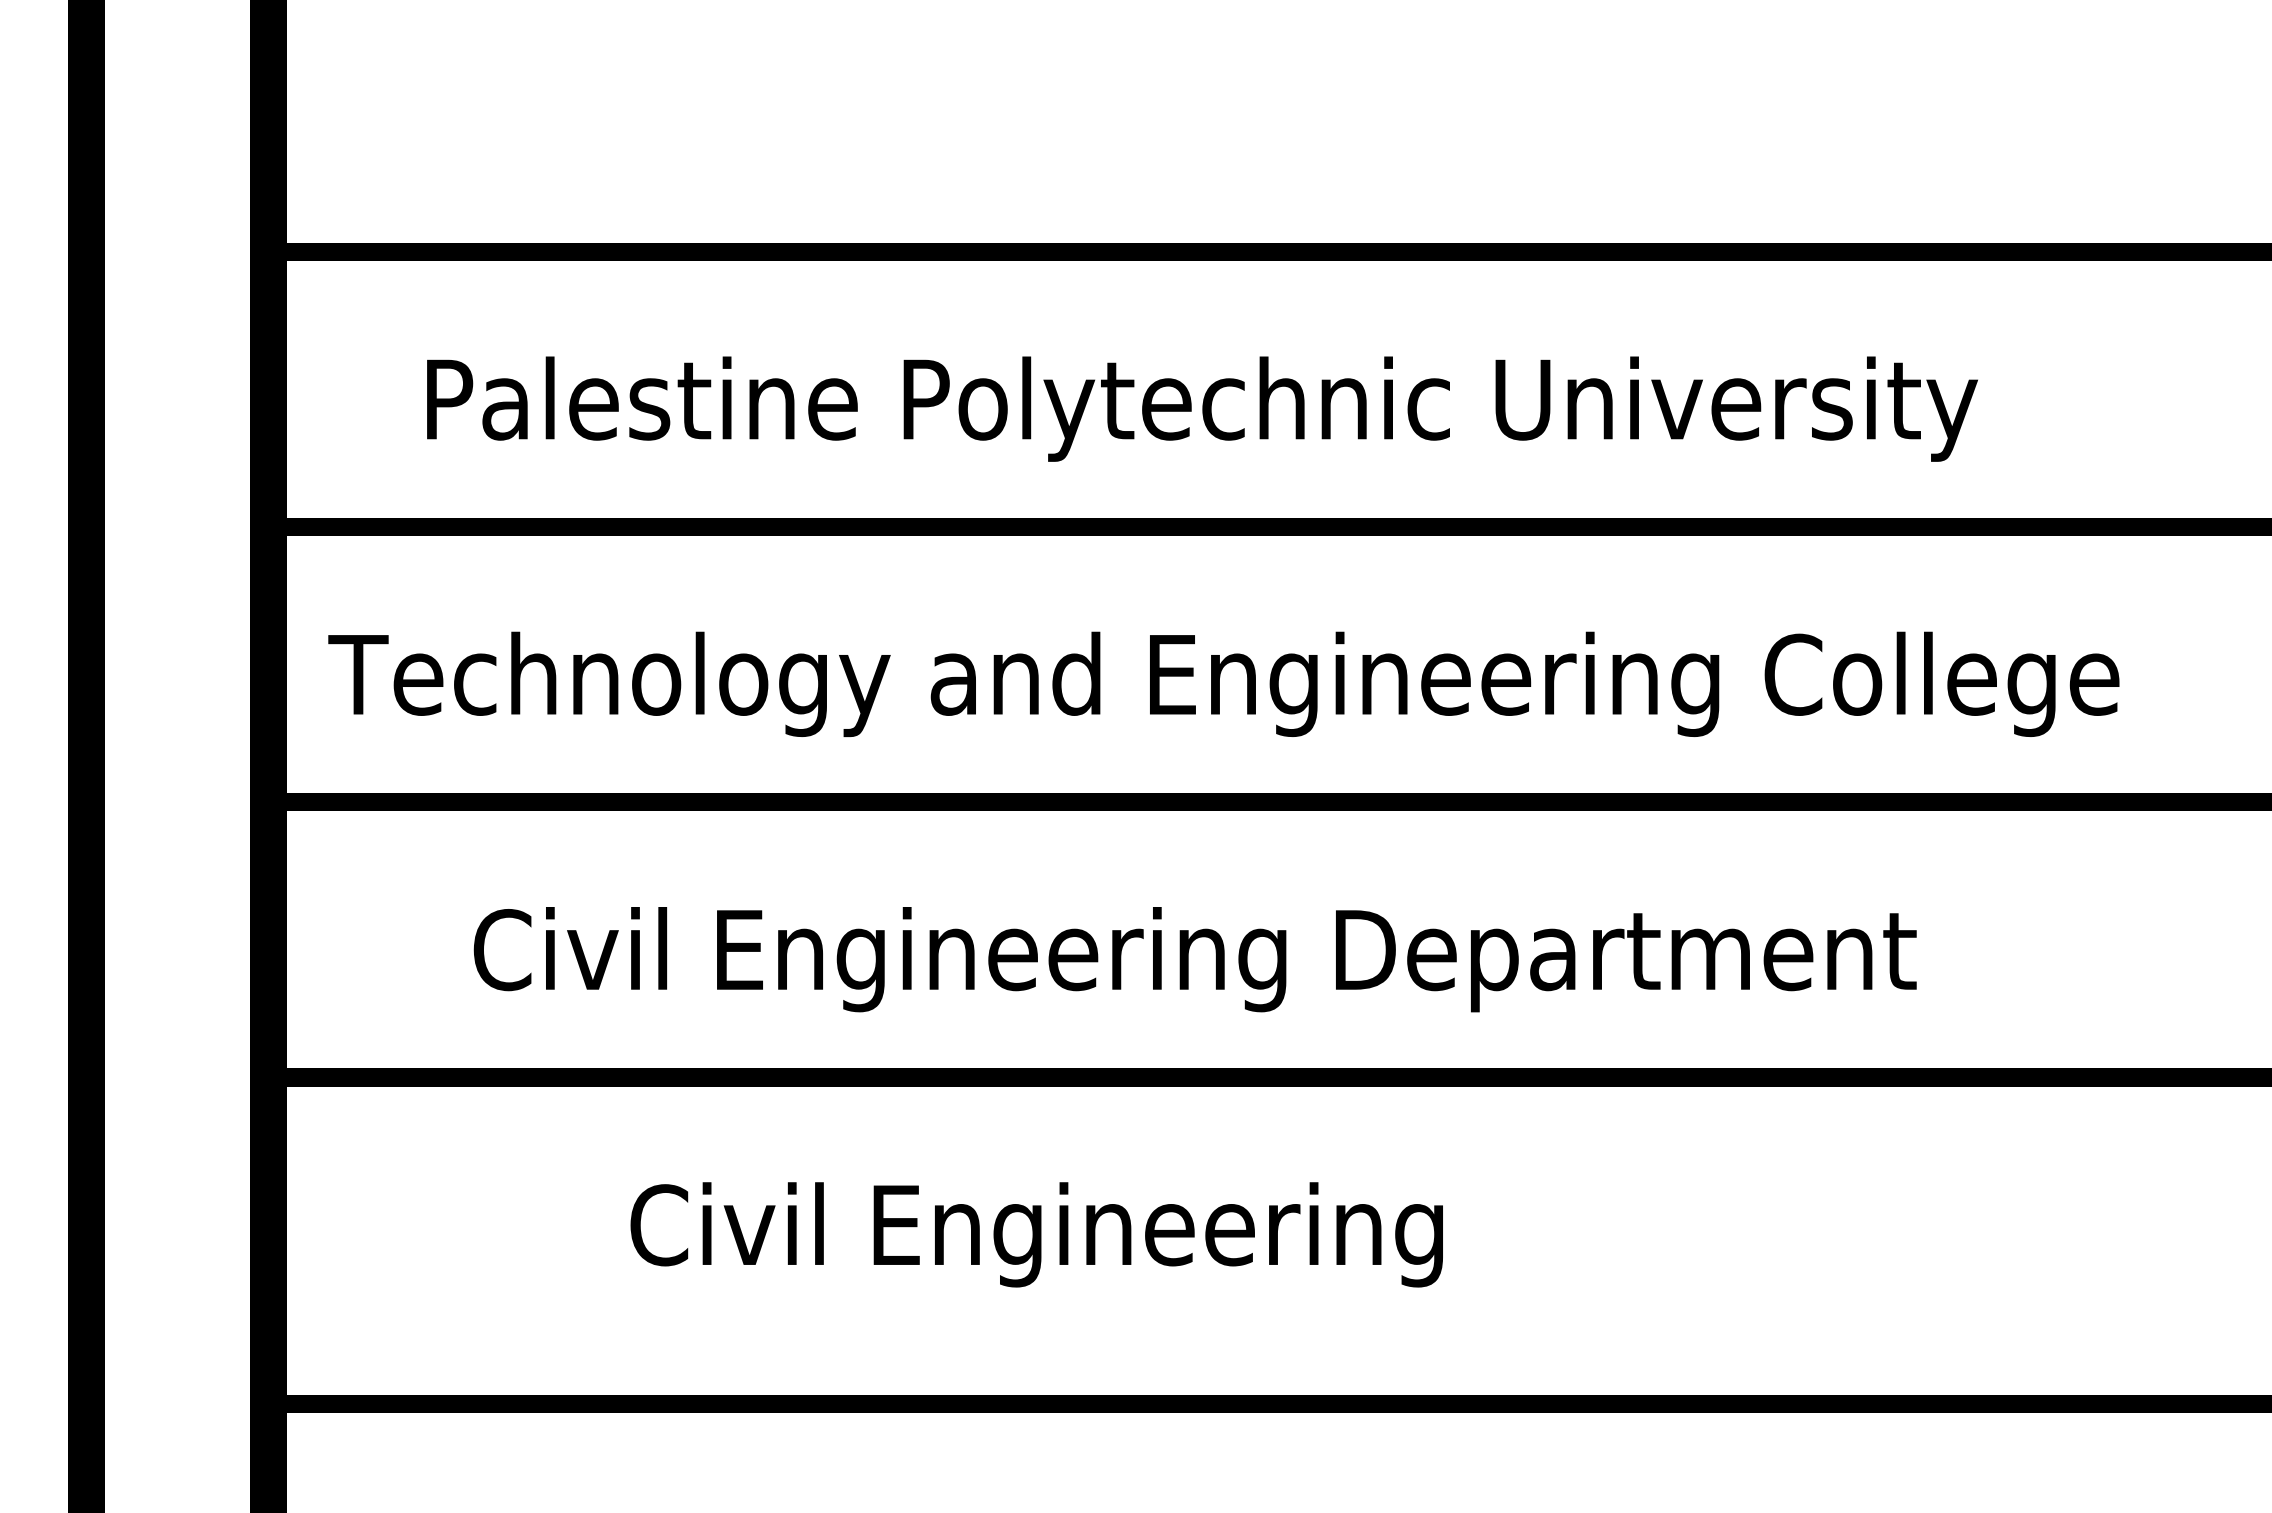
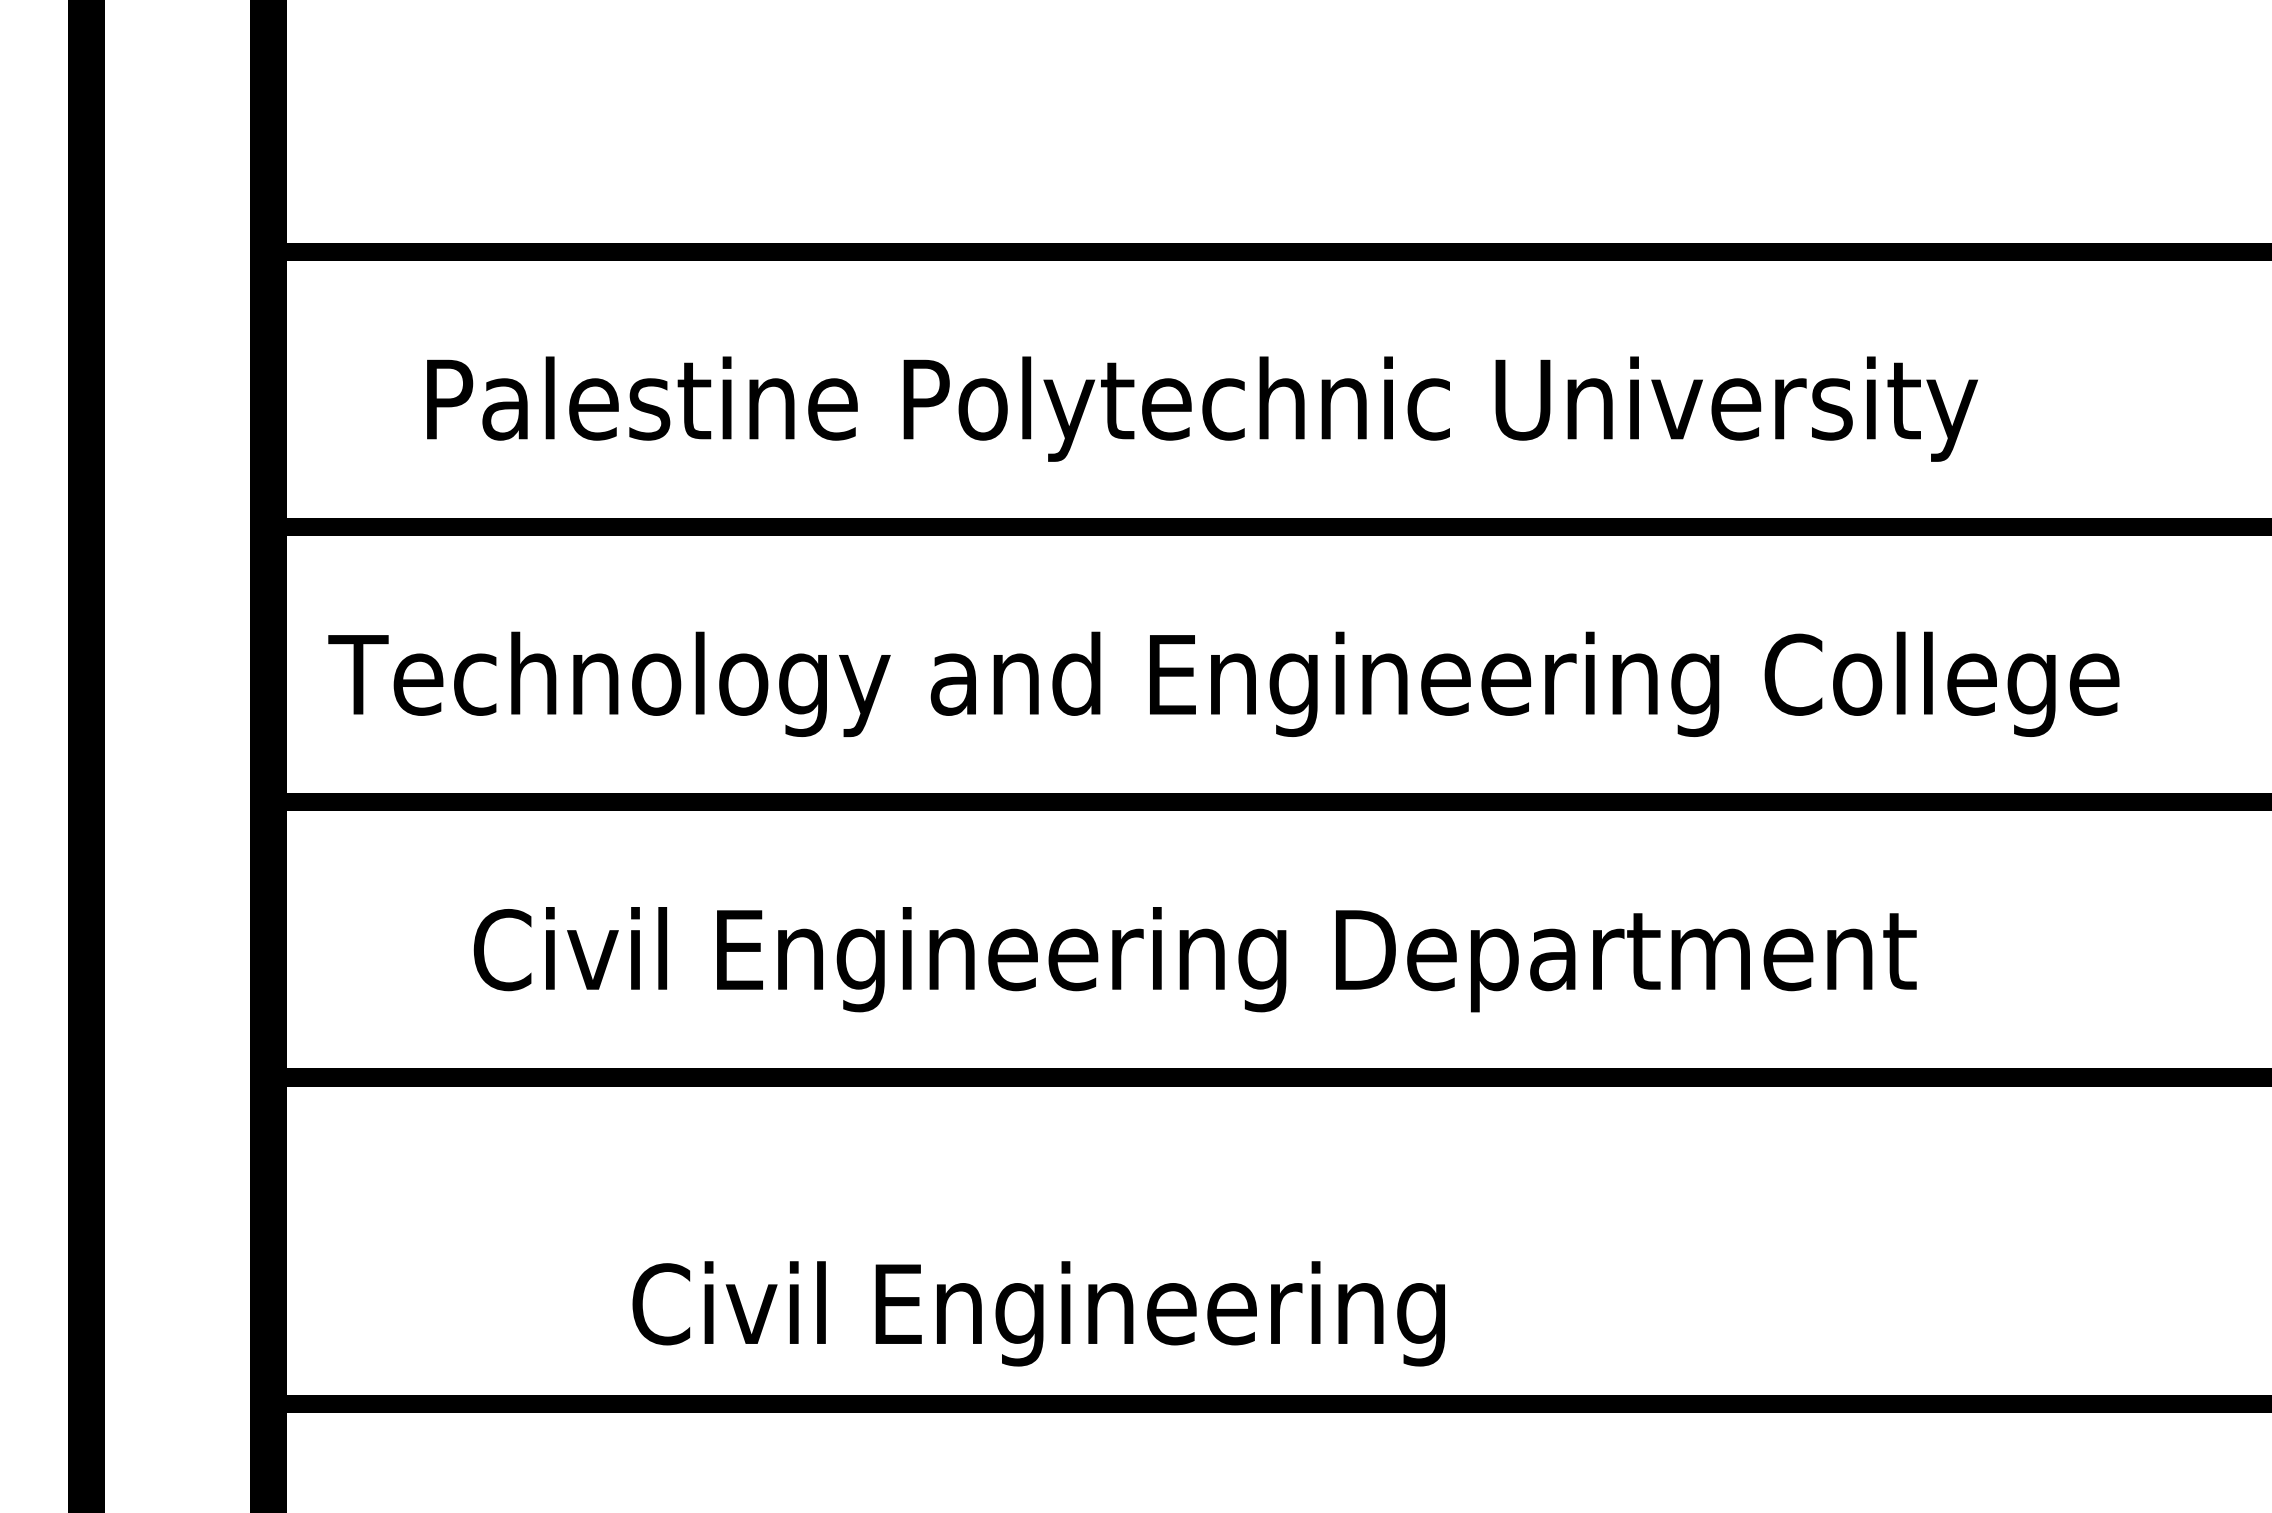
text position: (1036, 1234) -> (1038, 1313) (1038, 1313)
